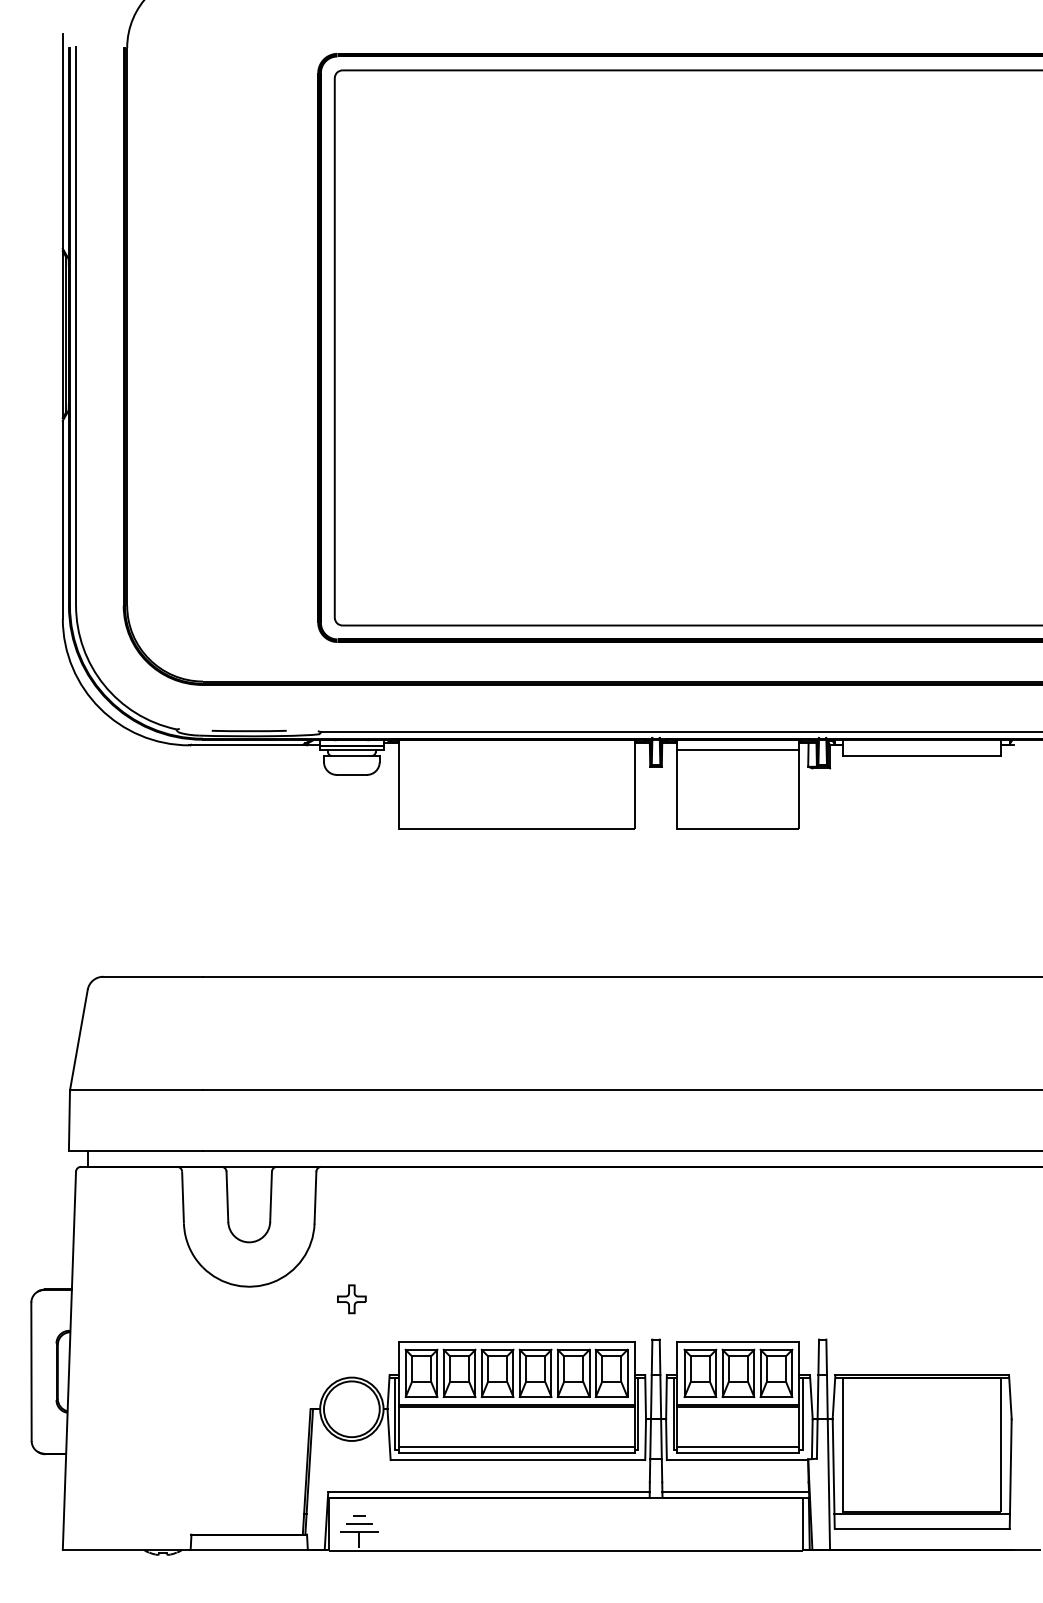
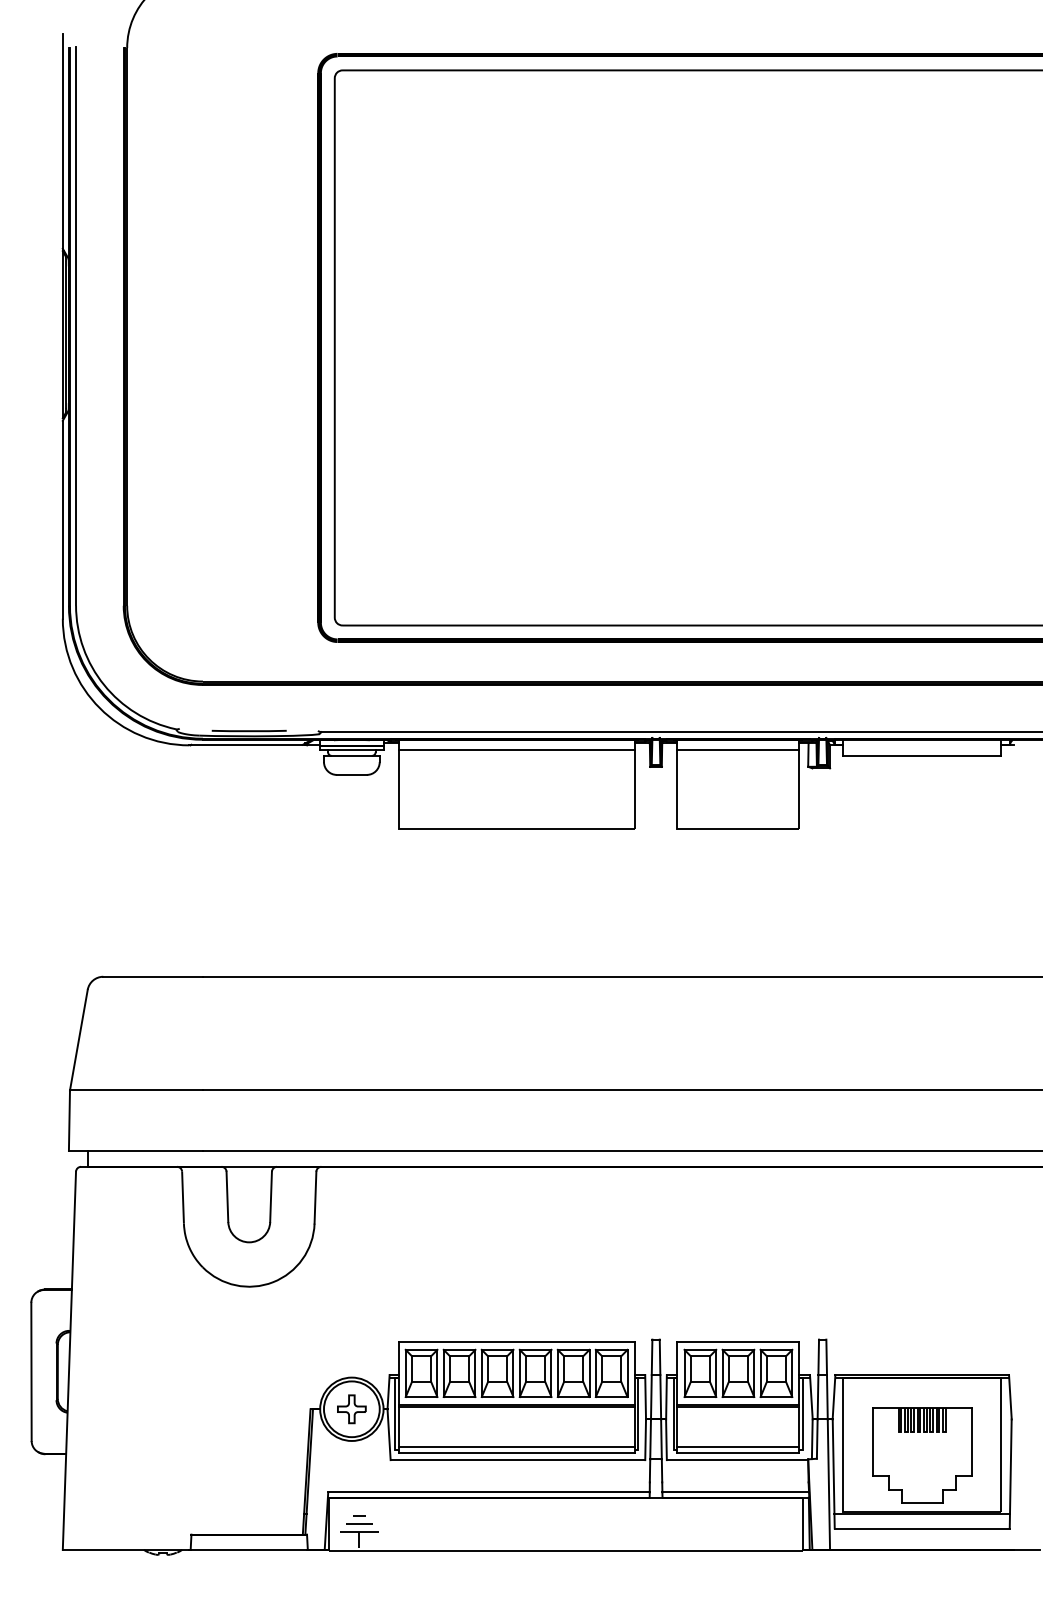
line: none -> present (516, 750)
part position: (351, 1299) -> (351, 1409) (351, 1409)
part: none -> present (922, 1455)
